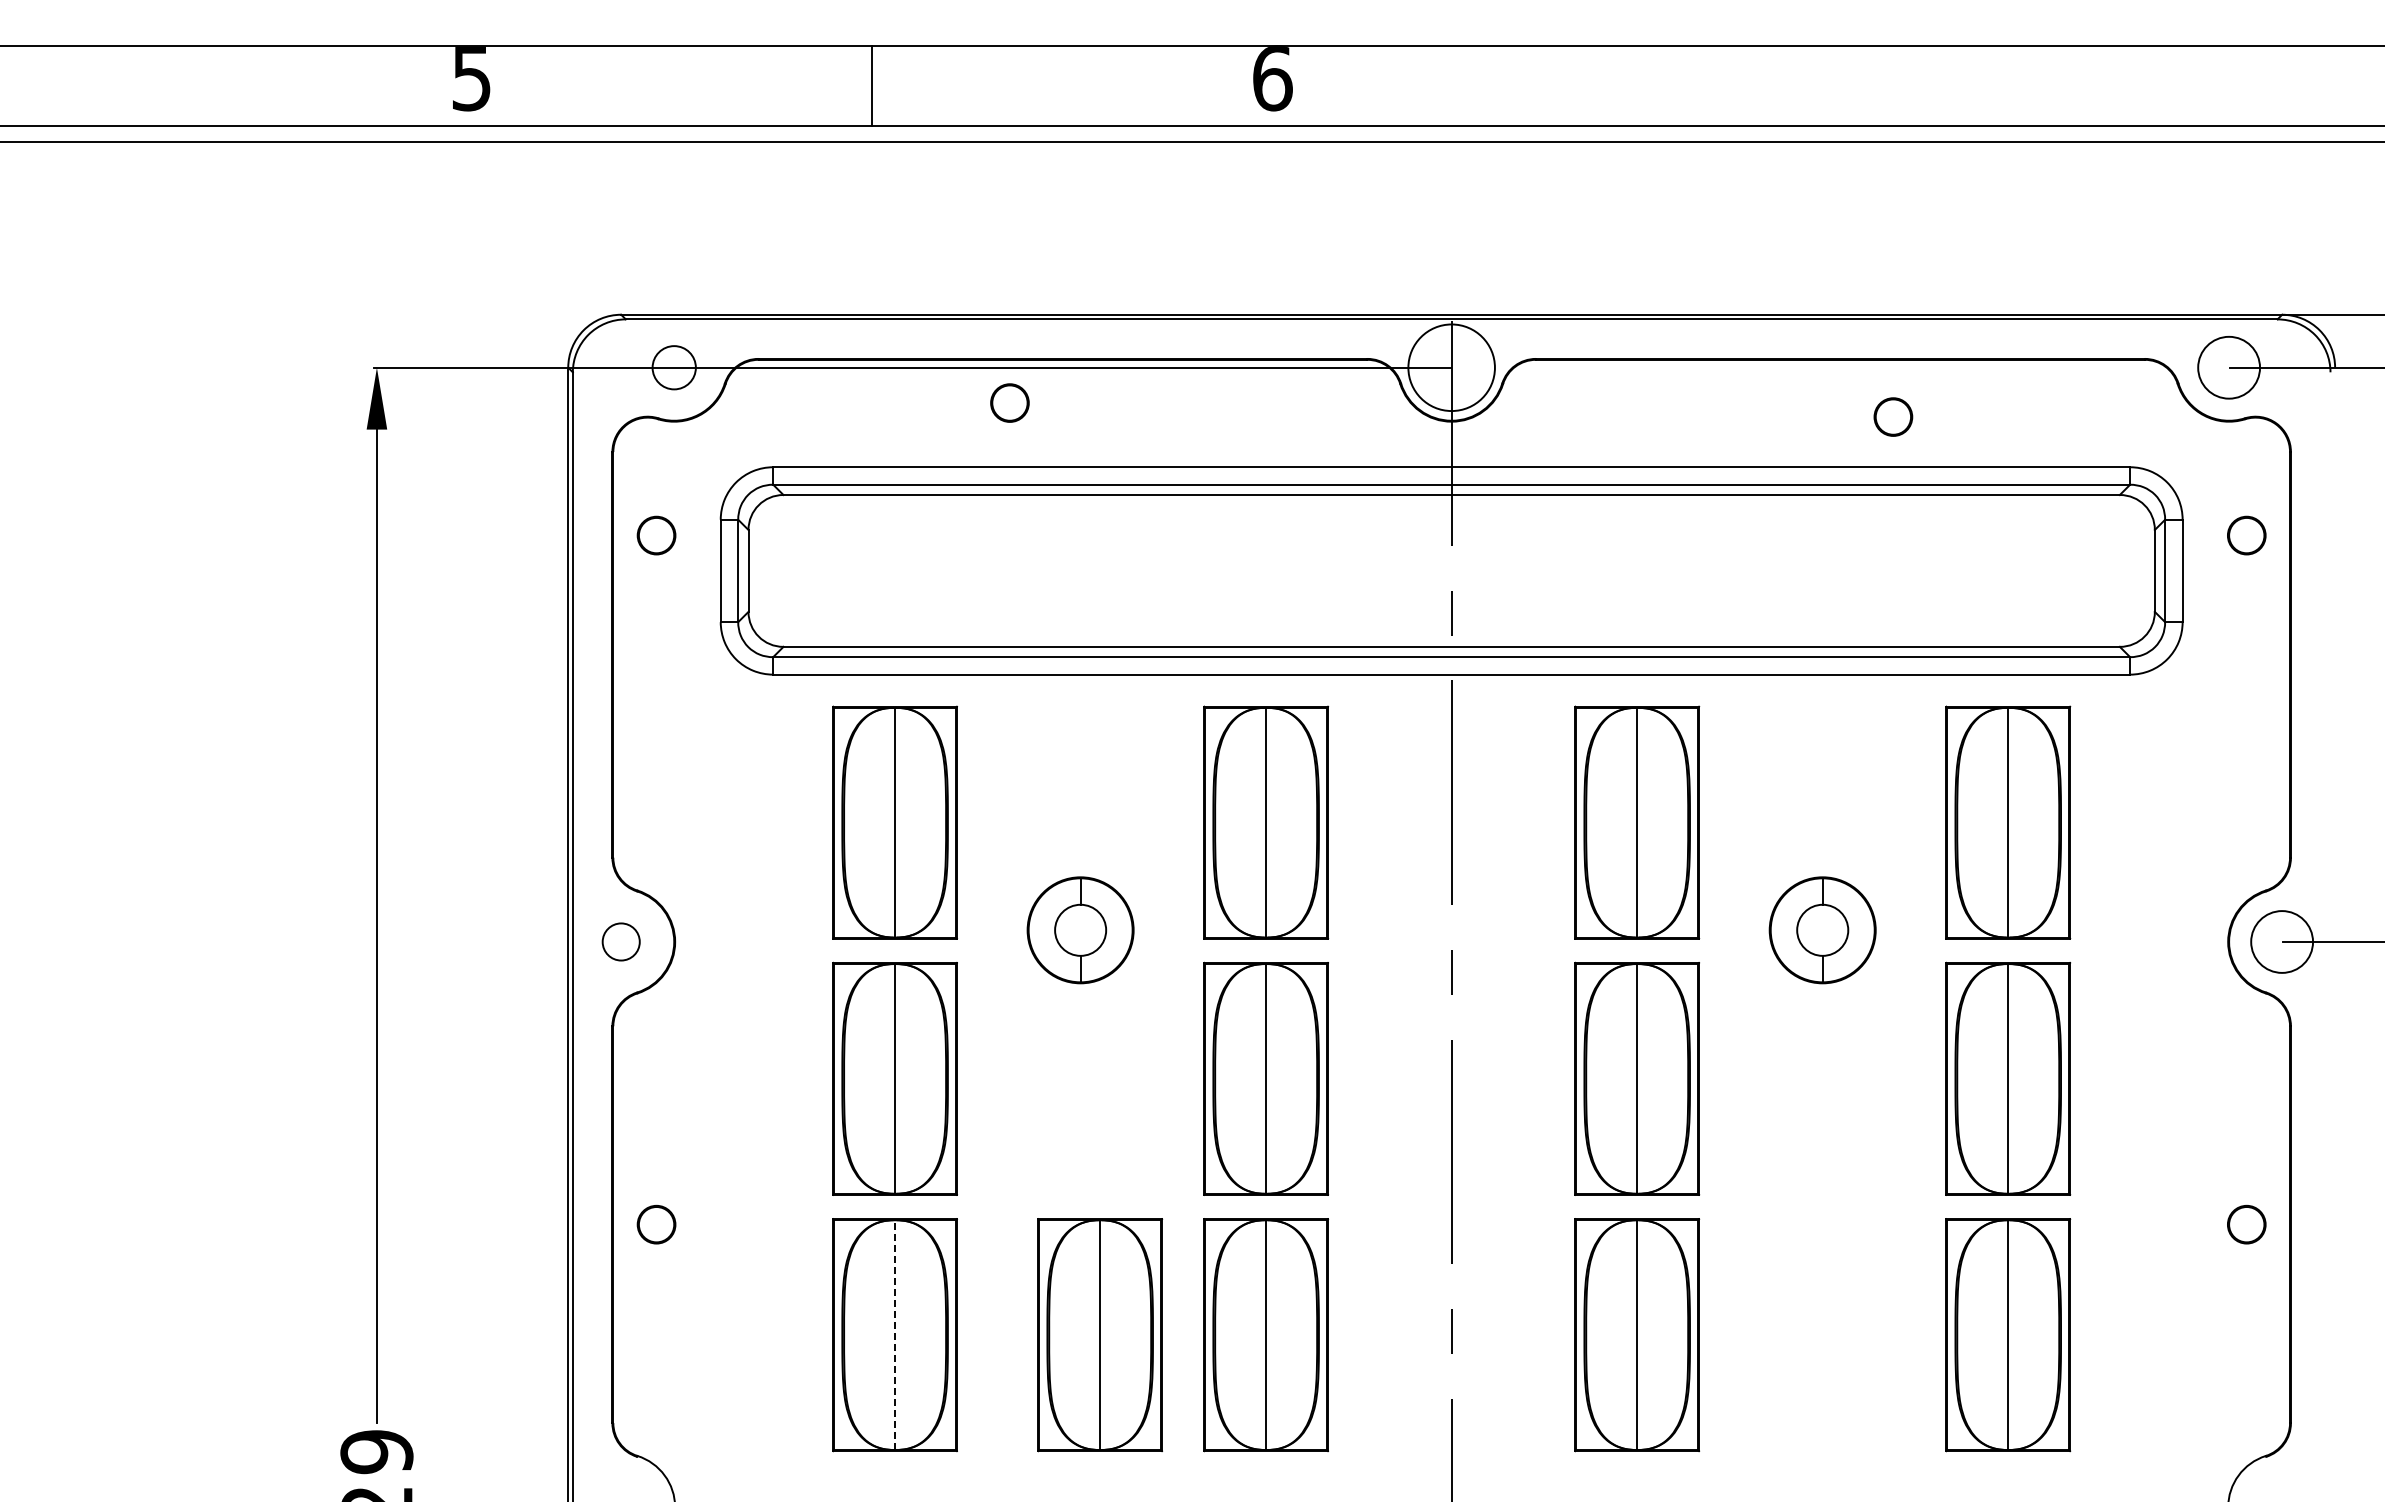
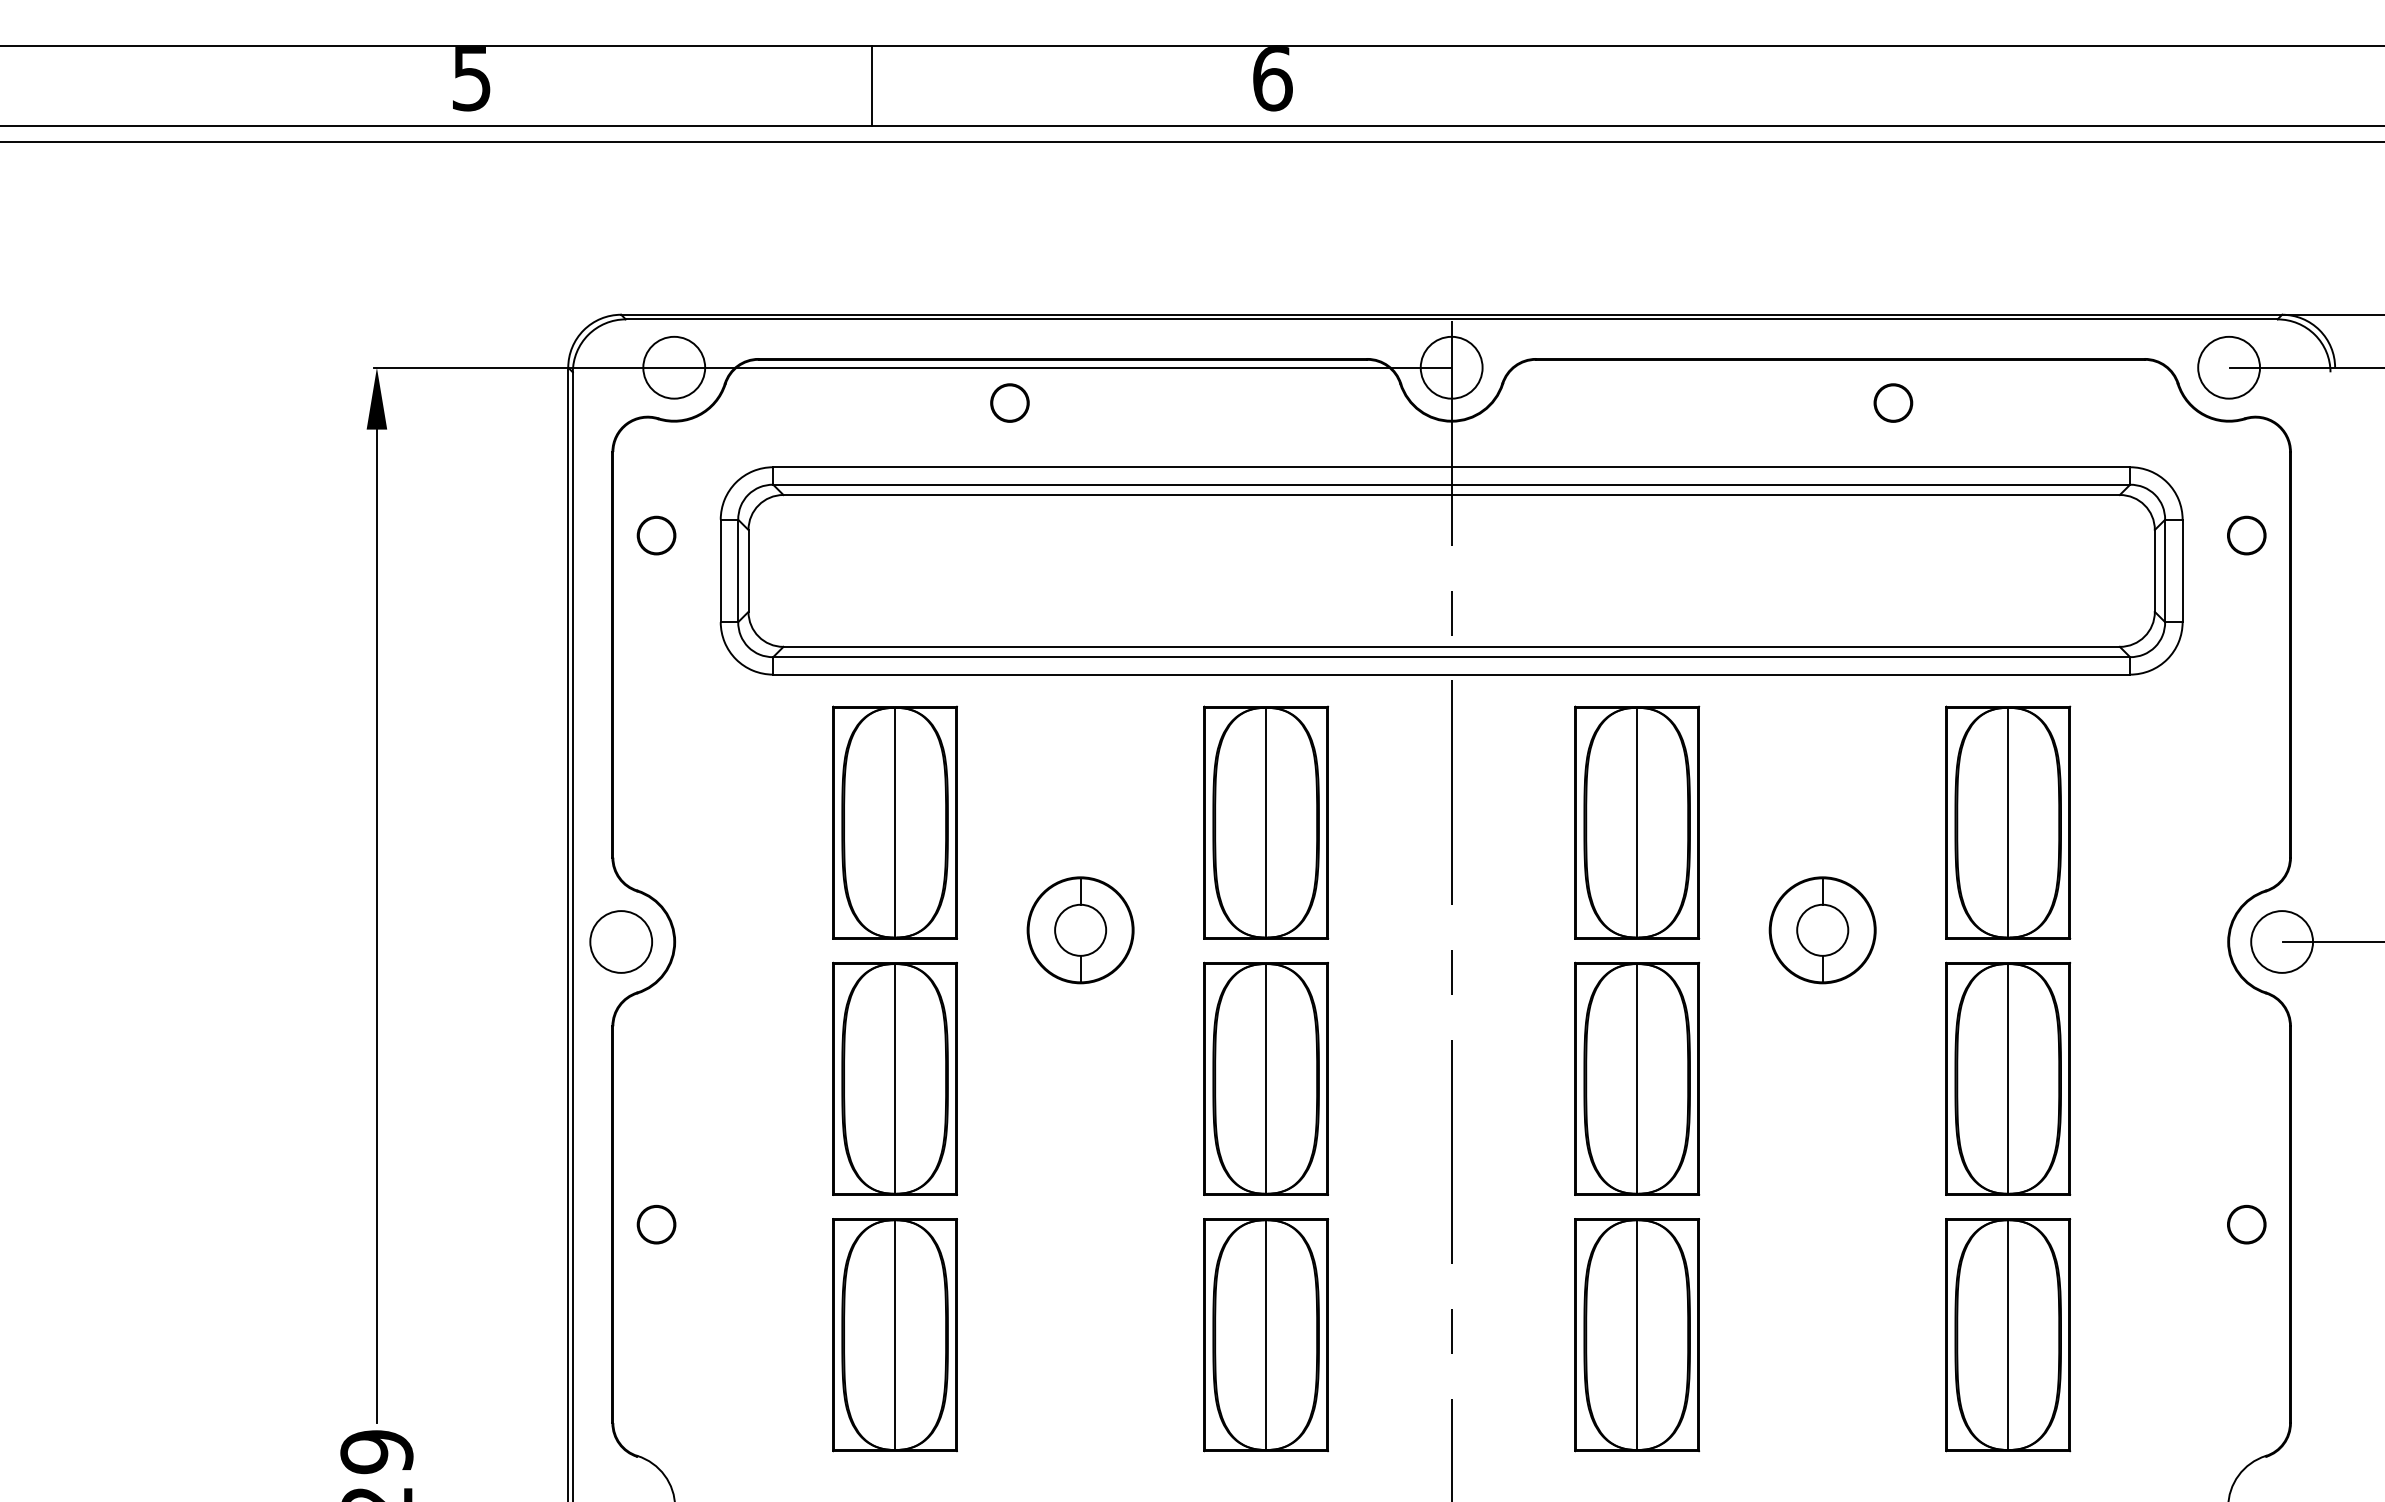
circle diameter: 43 px -> 62 px (674, 367)
circle diameter: 87 px -> 62 px (1451, 367)
part position: (1893, 416) -> (1893, 402) (1893, 402)
circle diameter: 37 px -> 62 px (621, 941)
line: dashed -> solid (895, 1335)
part: present -> none (1100, 1335)
